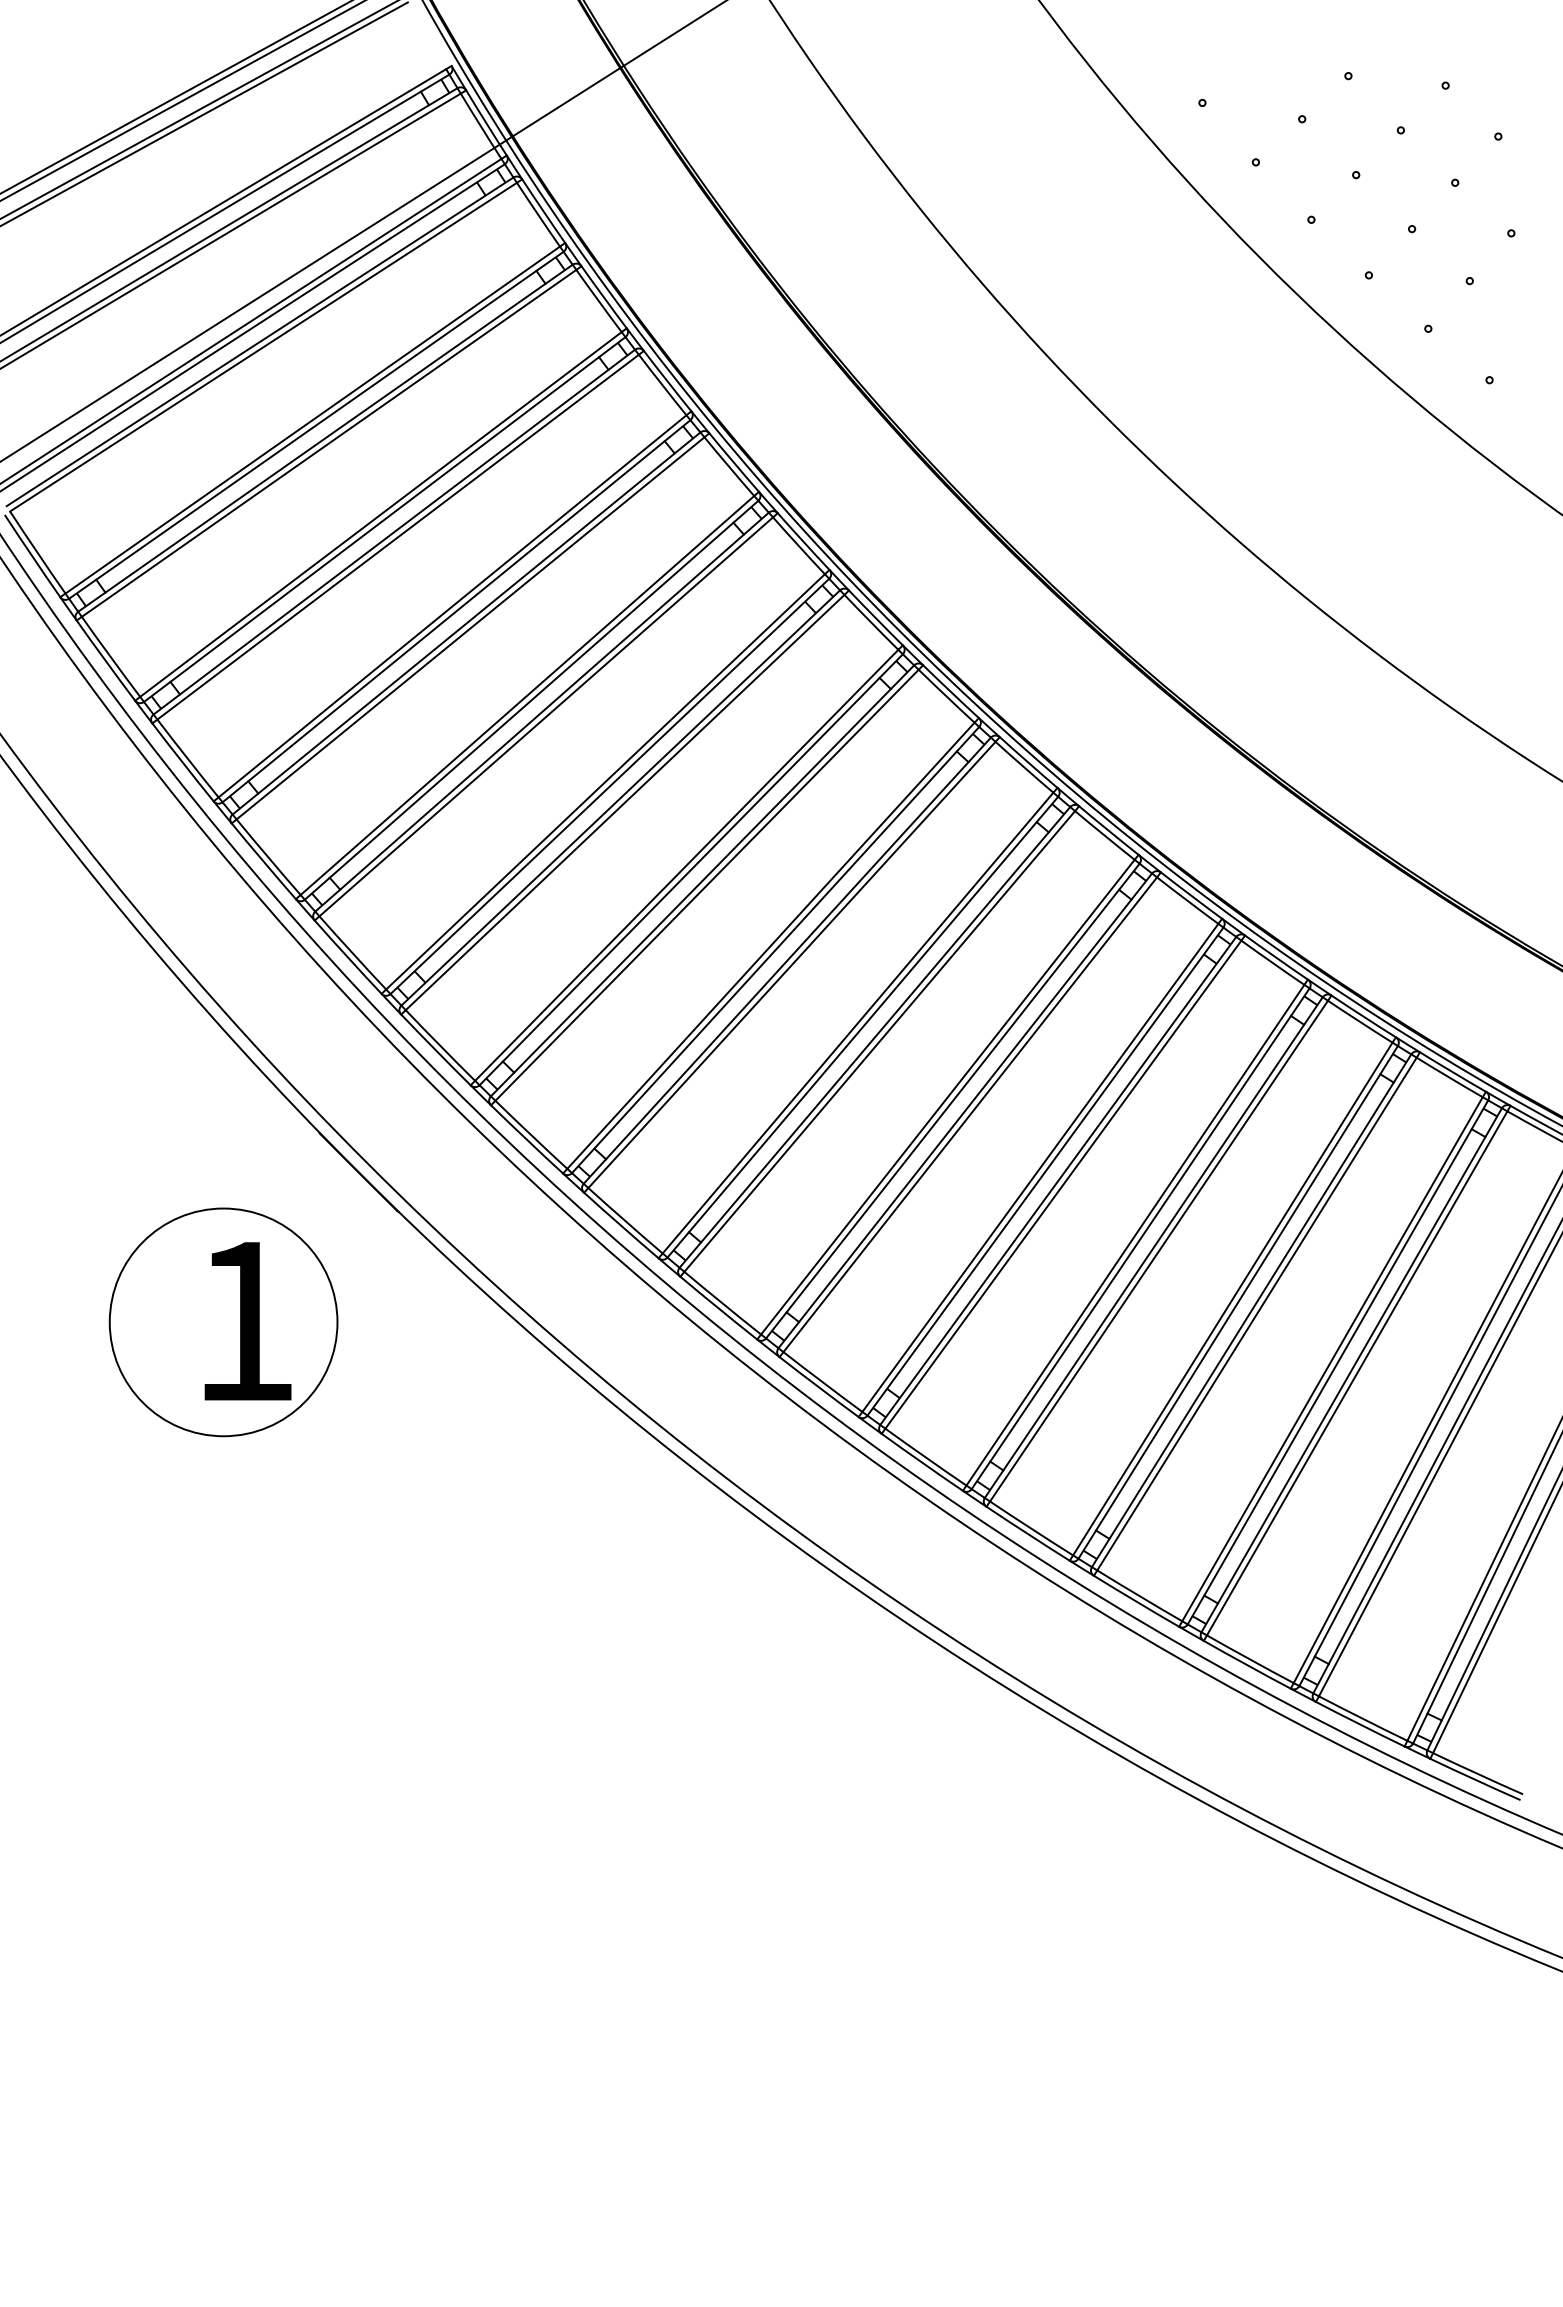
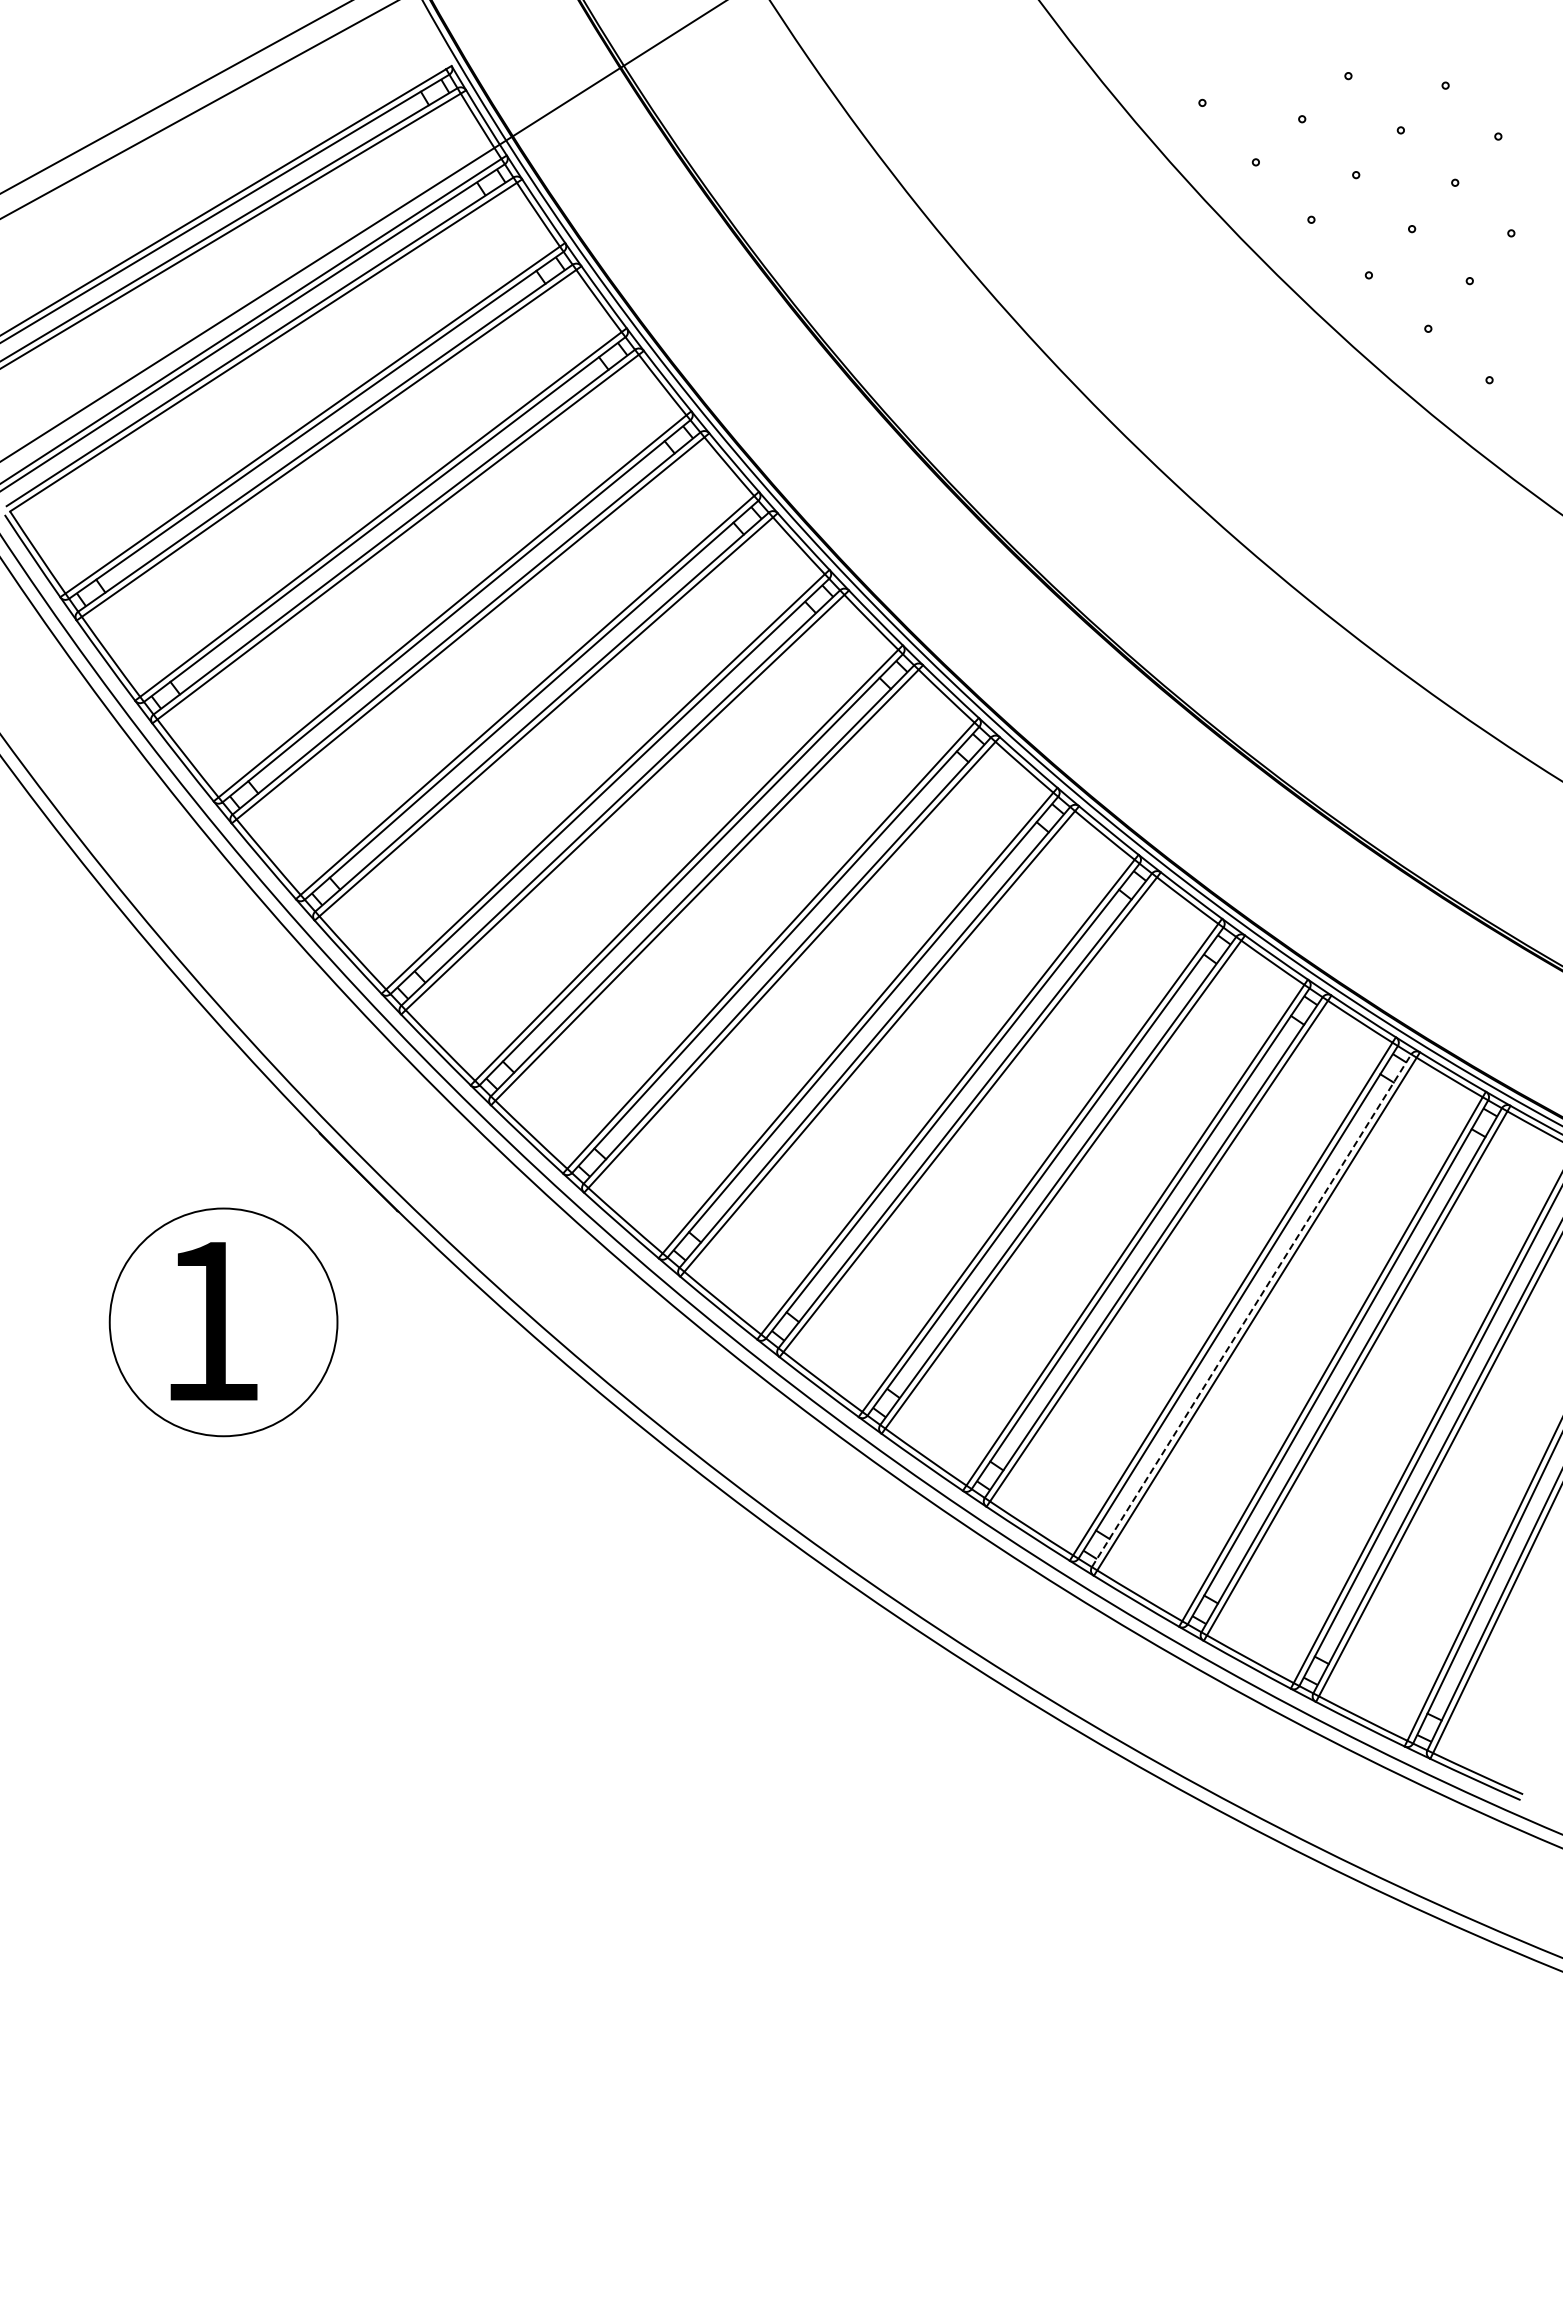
line: present -> none (182, 100)
line: present -> none (204, 113)
line: solid -> dashed (1251, 1310)
text position: (247, 1321) -> (213, 1321) (213, 1321)
